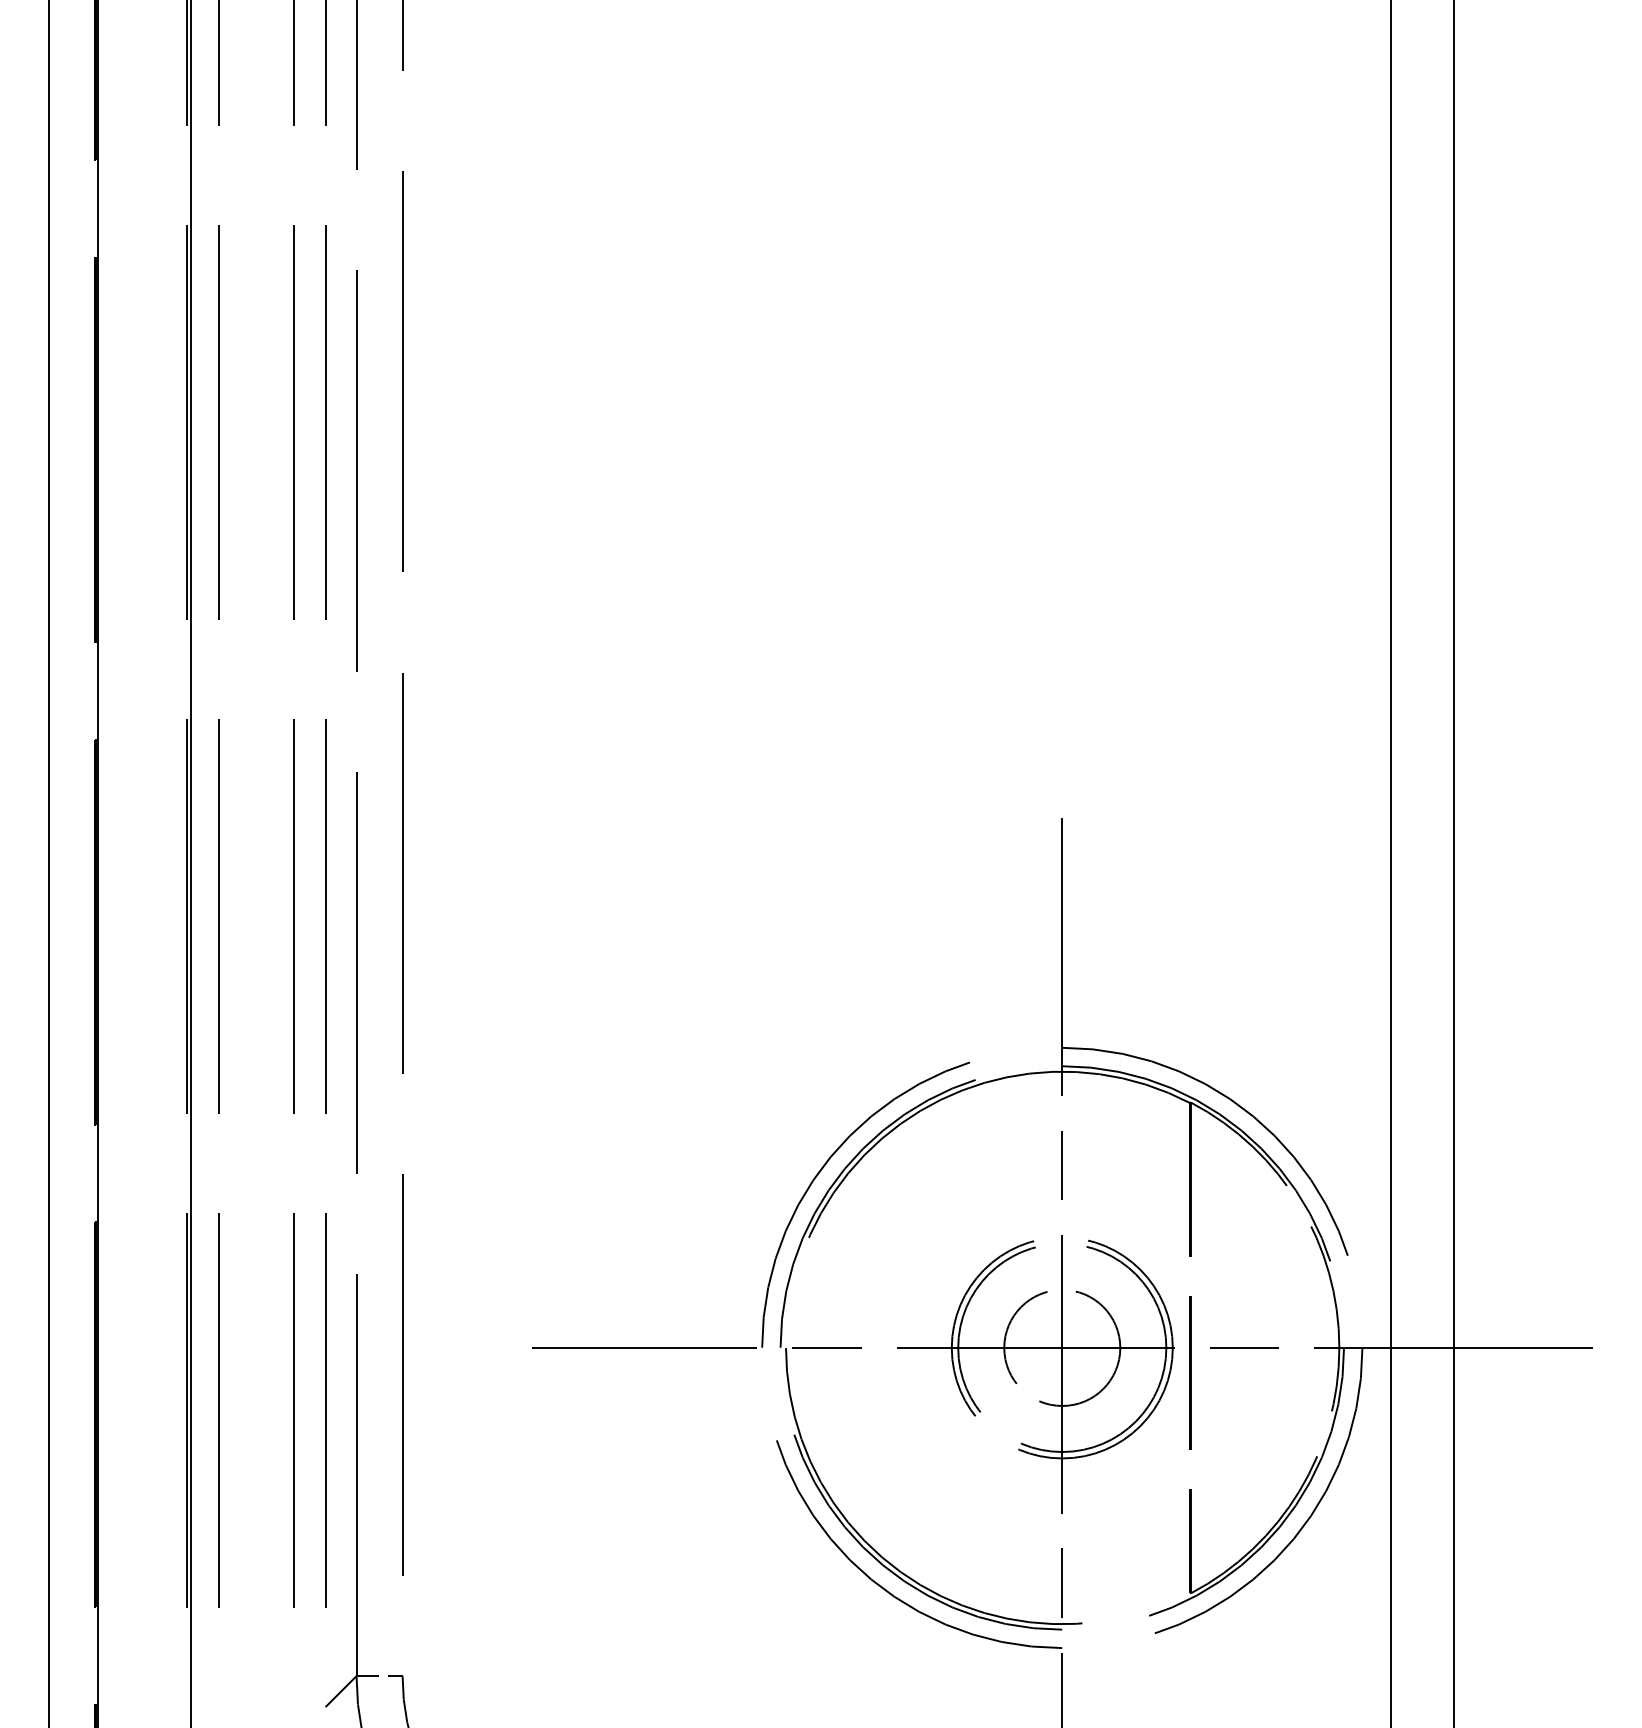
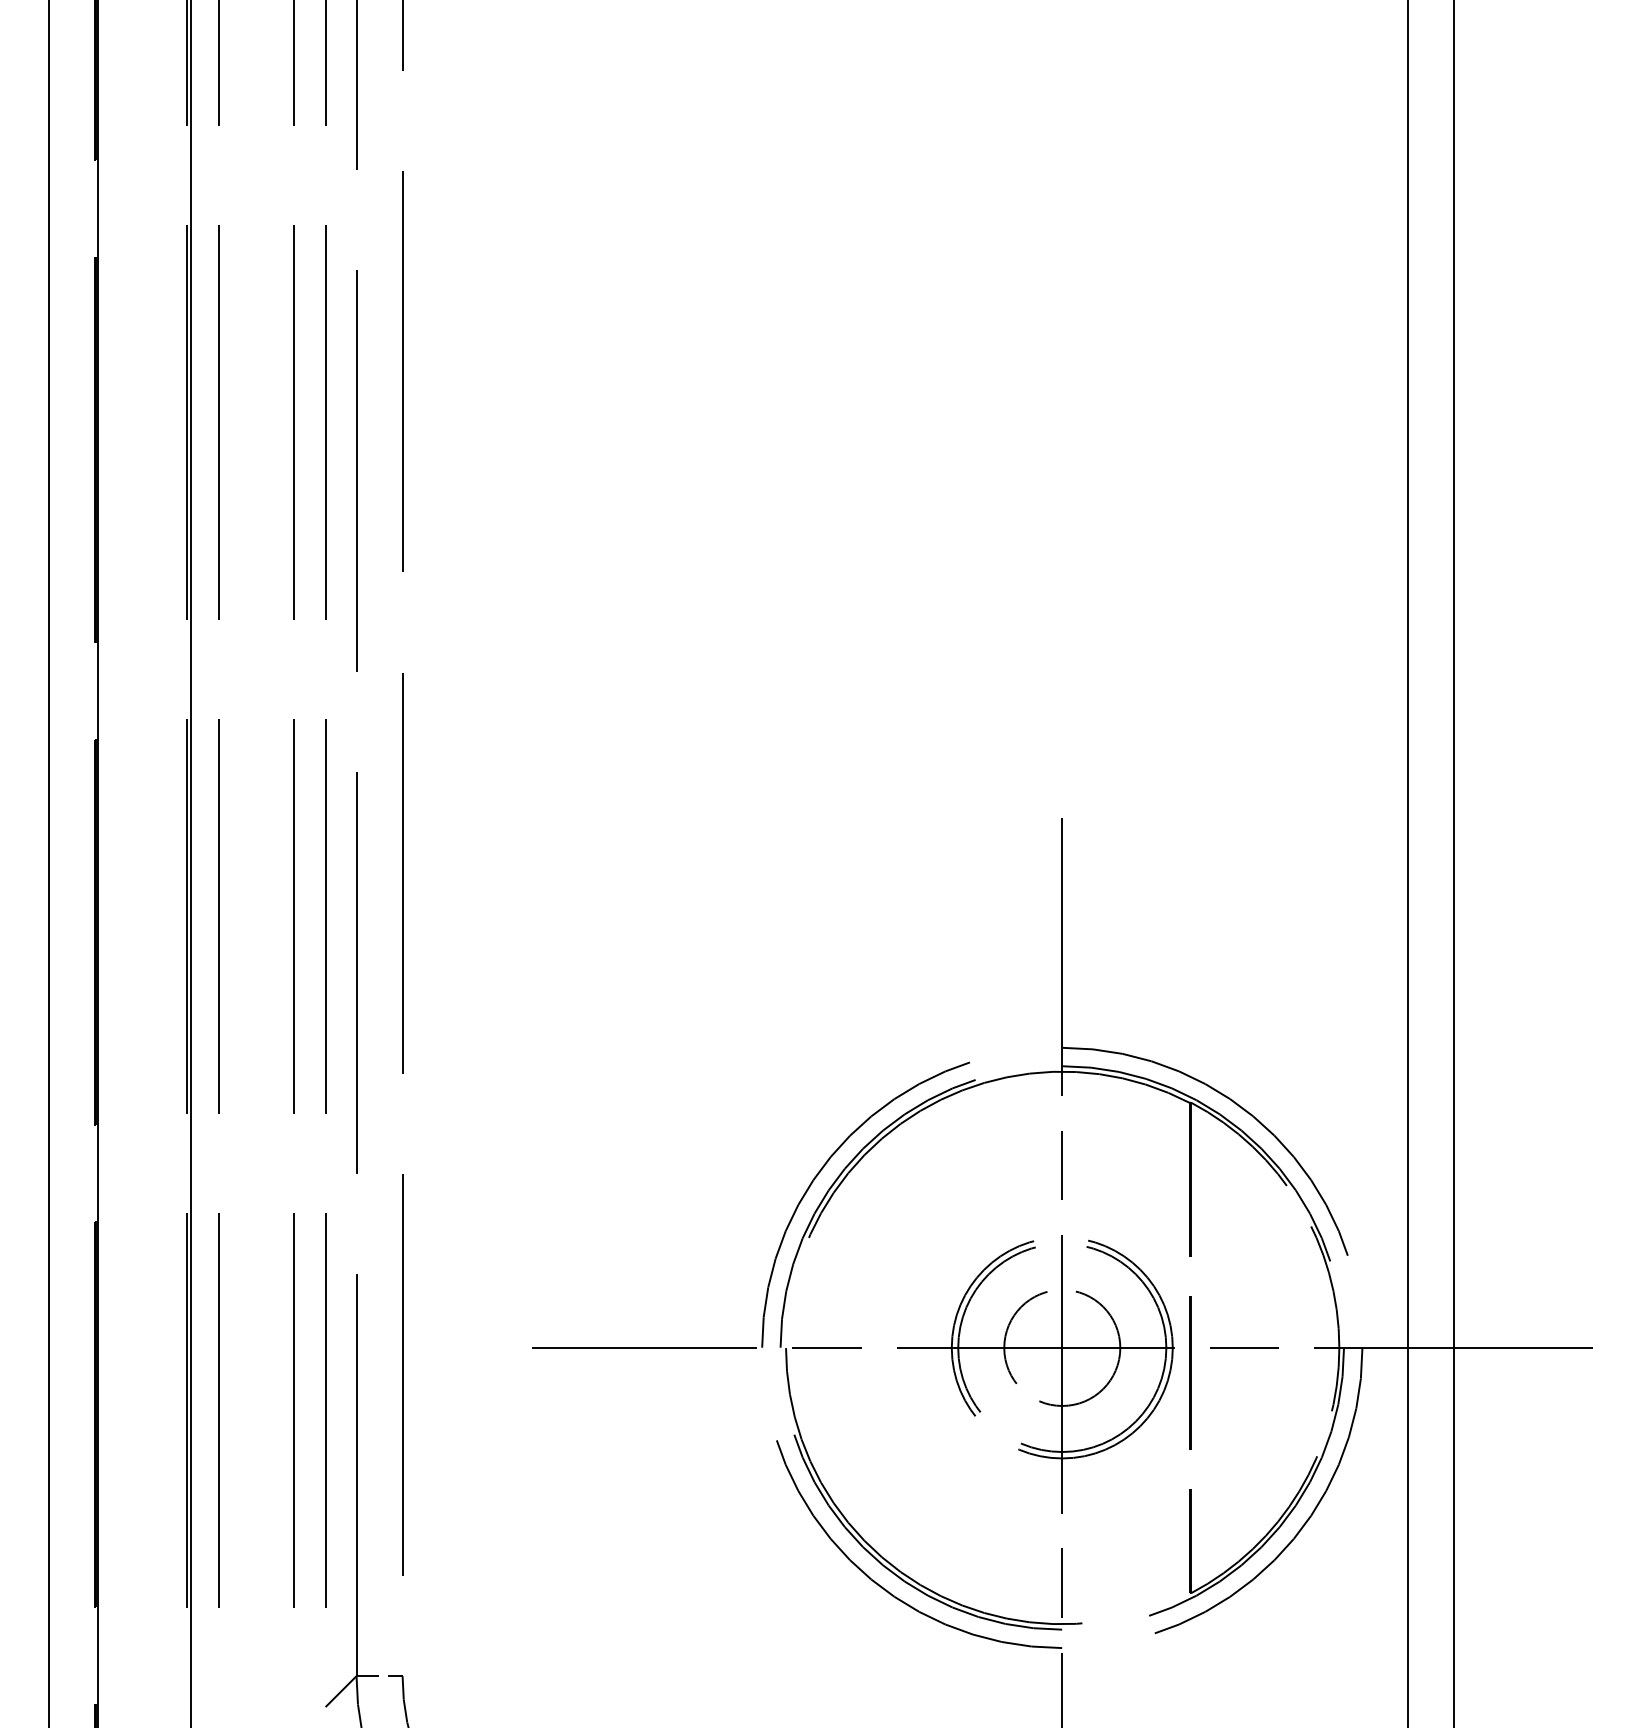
line position: (1390, 863) -> (1407, 863) (1407, 863)
